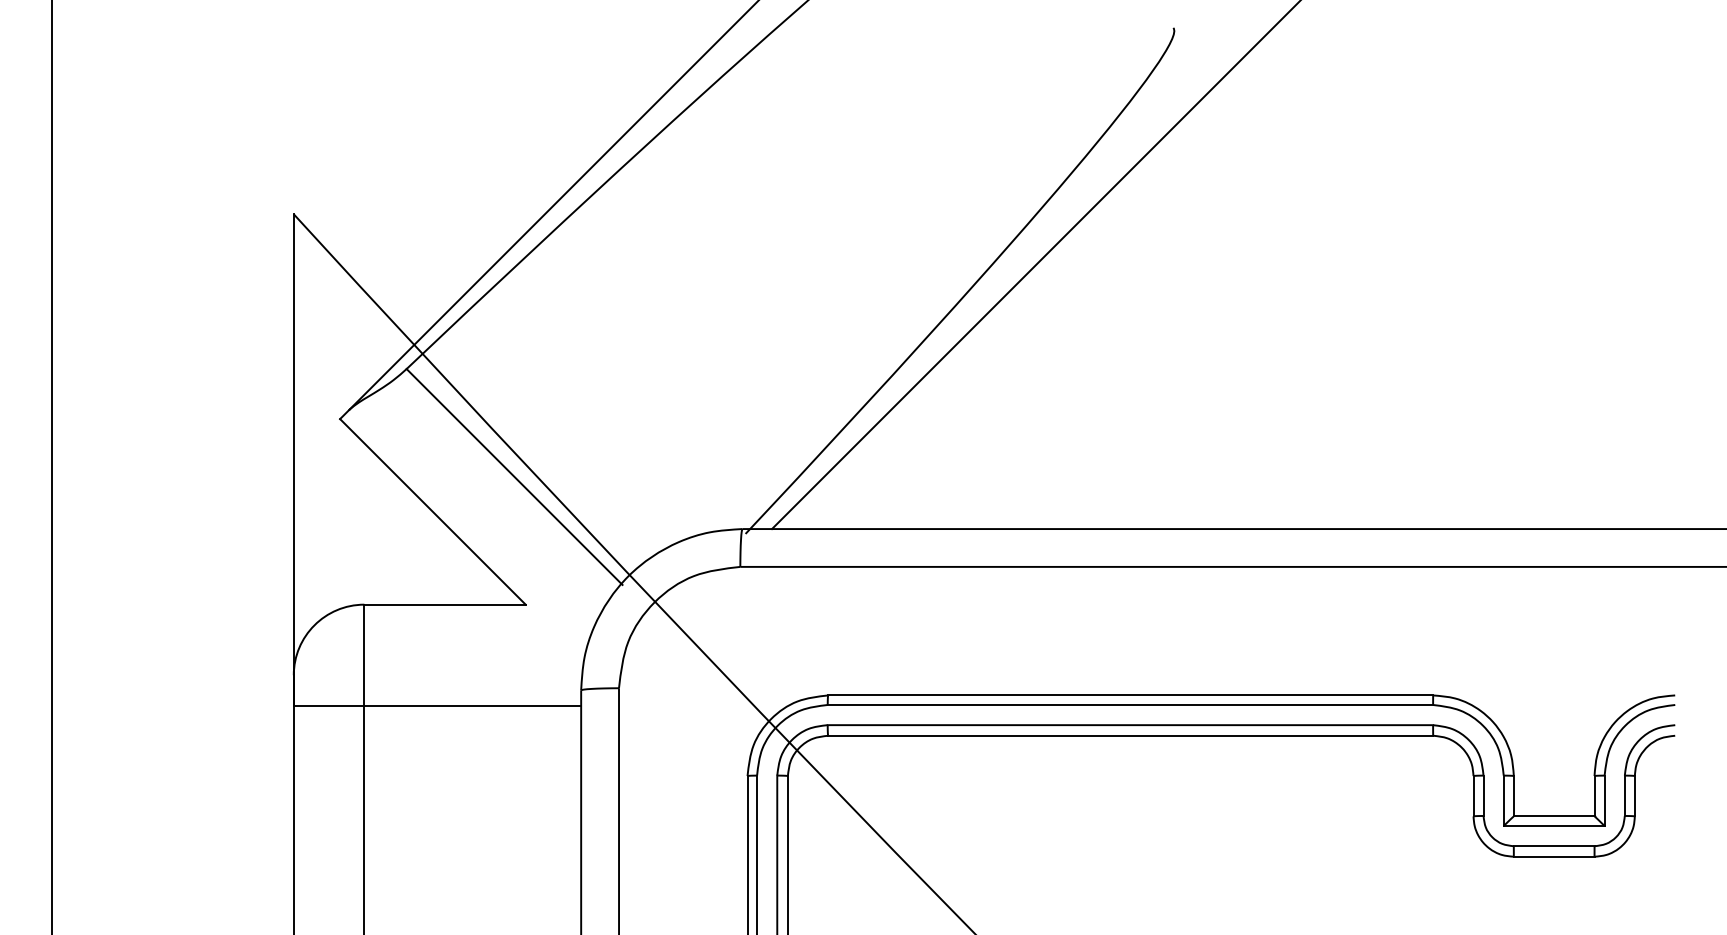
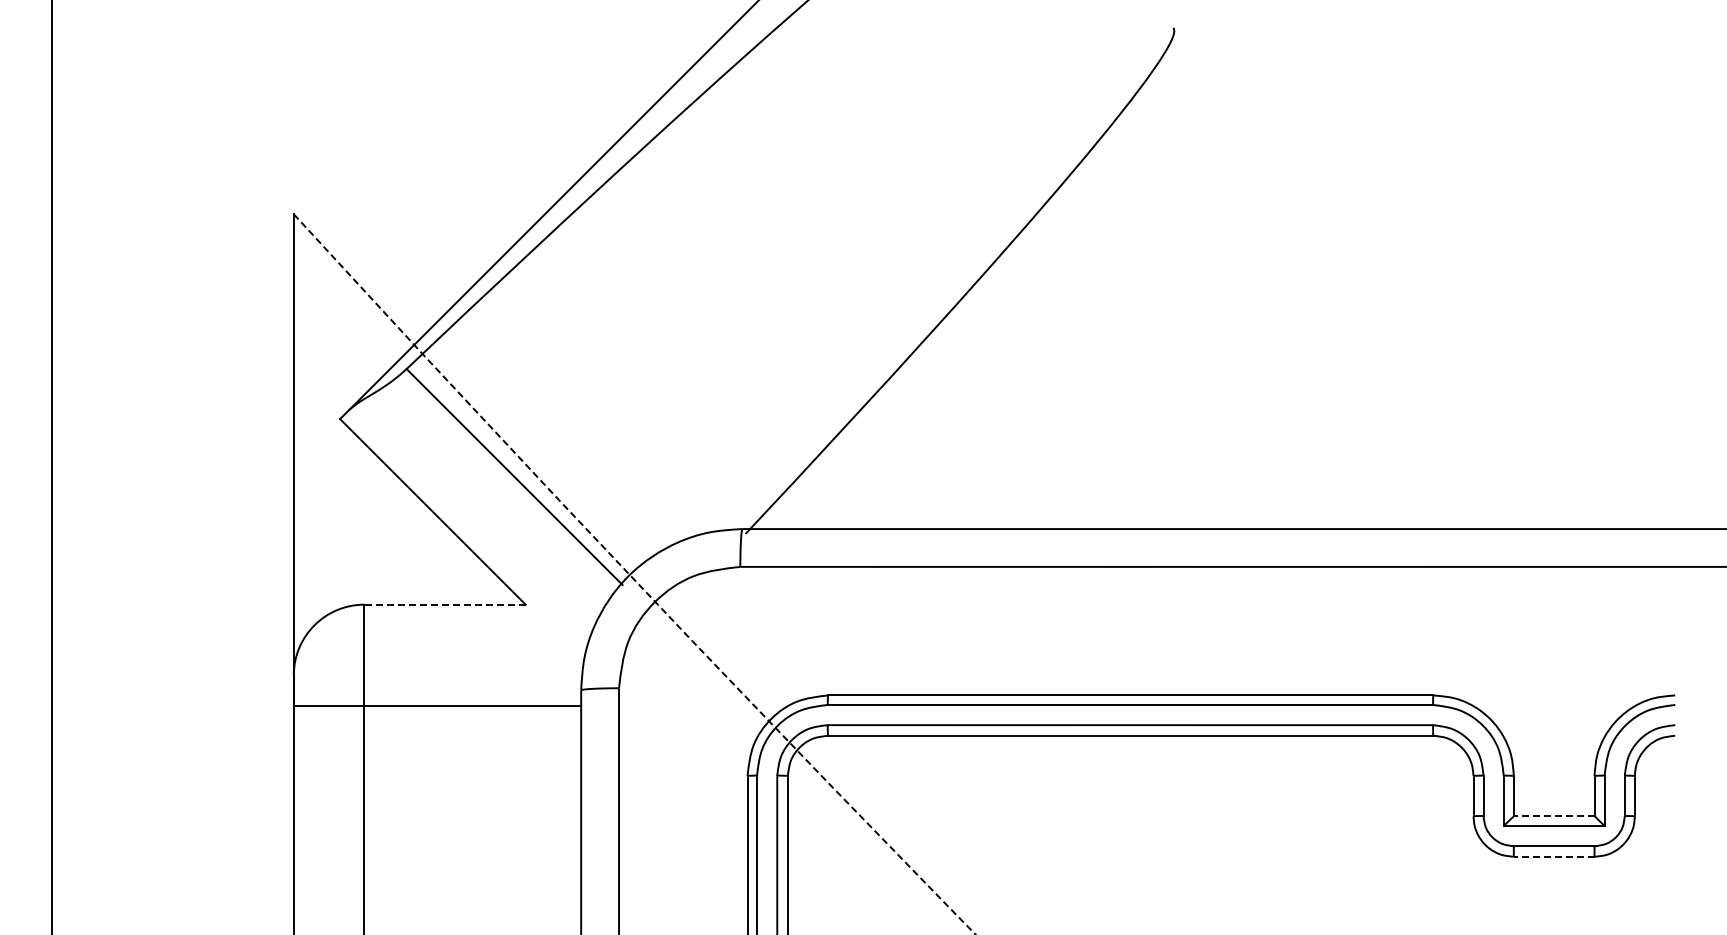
line: present -> none (1035, 265)
arc: solid -> dashed (632, 577)
line: solid -> dashed (445, 604)
line: solid -> dashed (1553, 816)
line: solid -> dashed (1553, 856)
